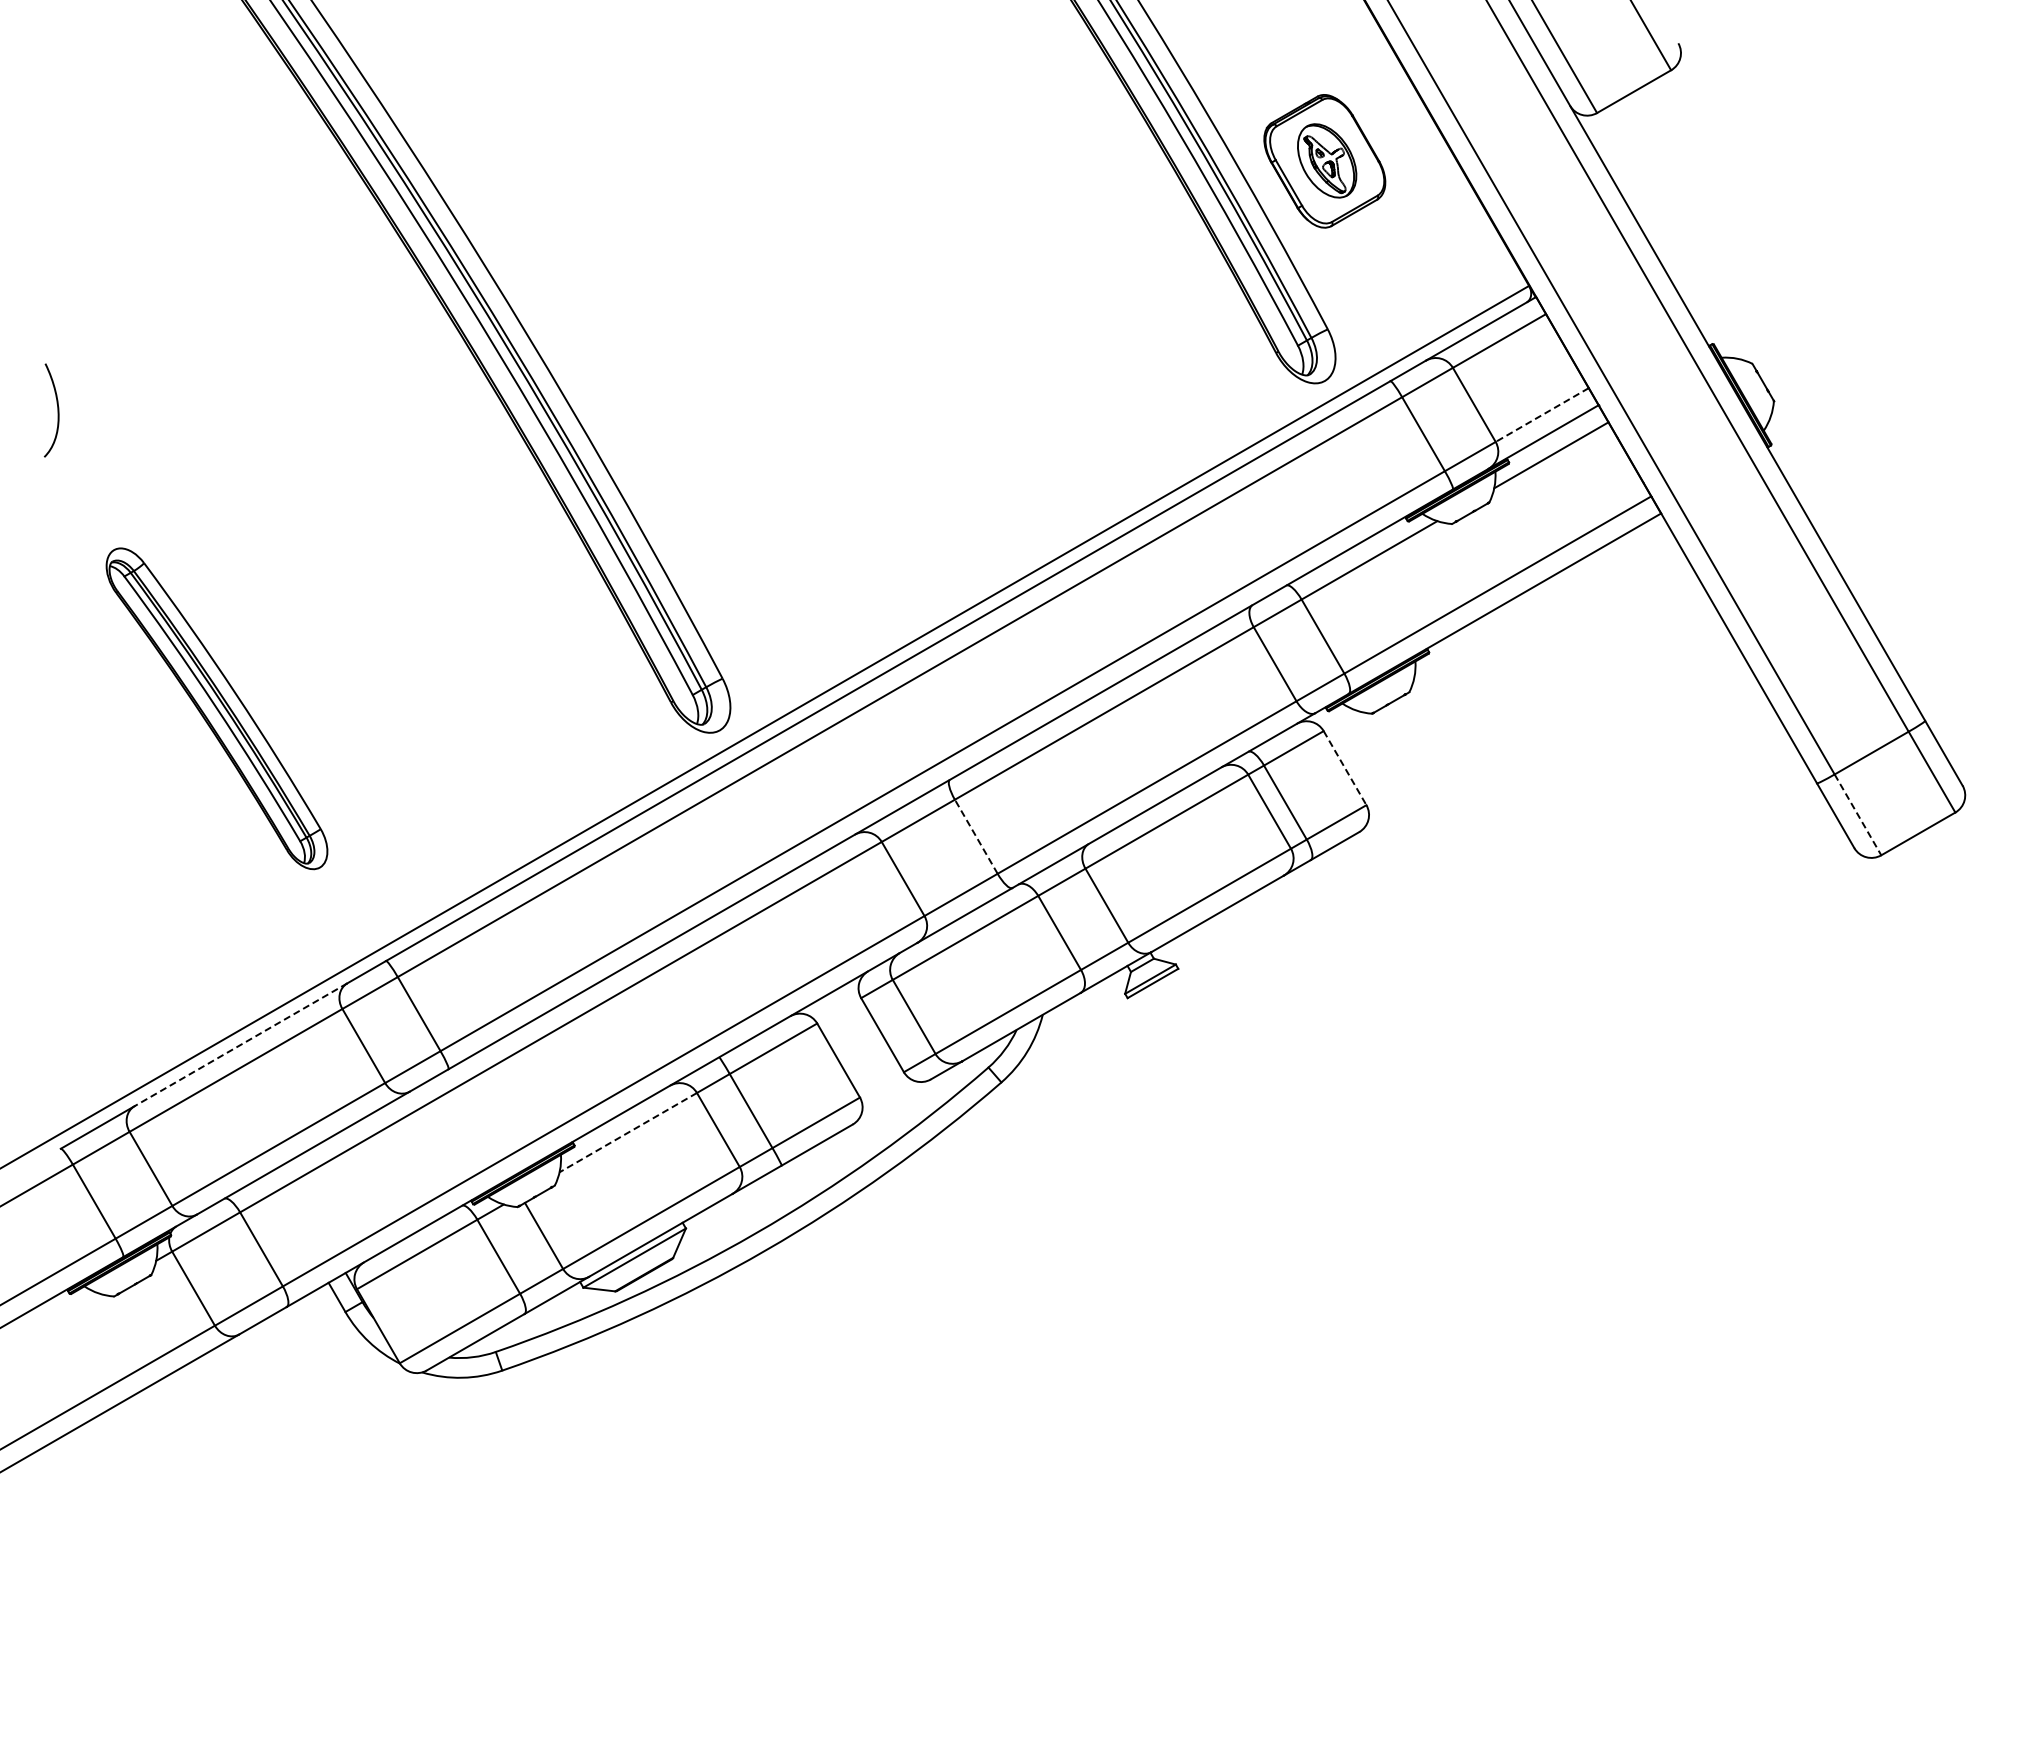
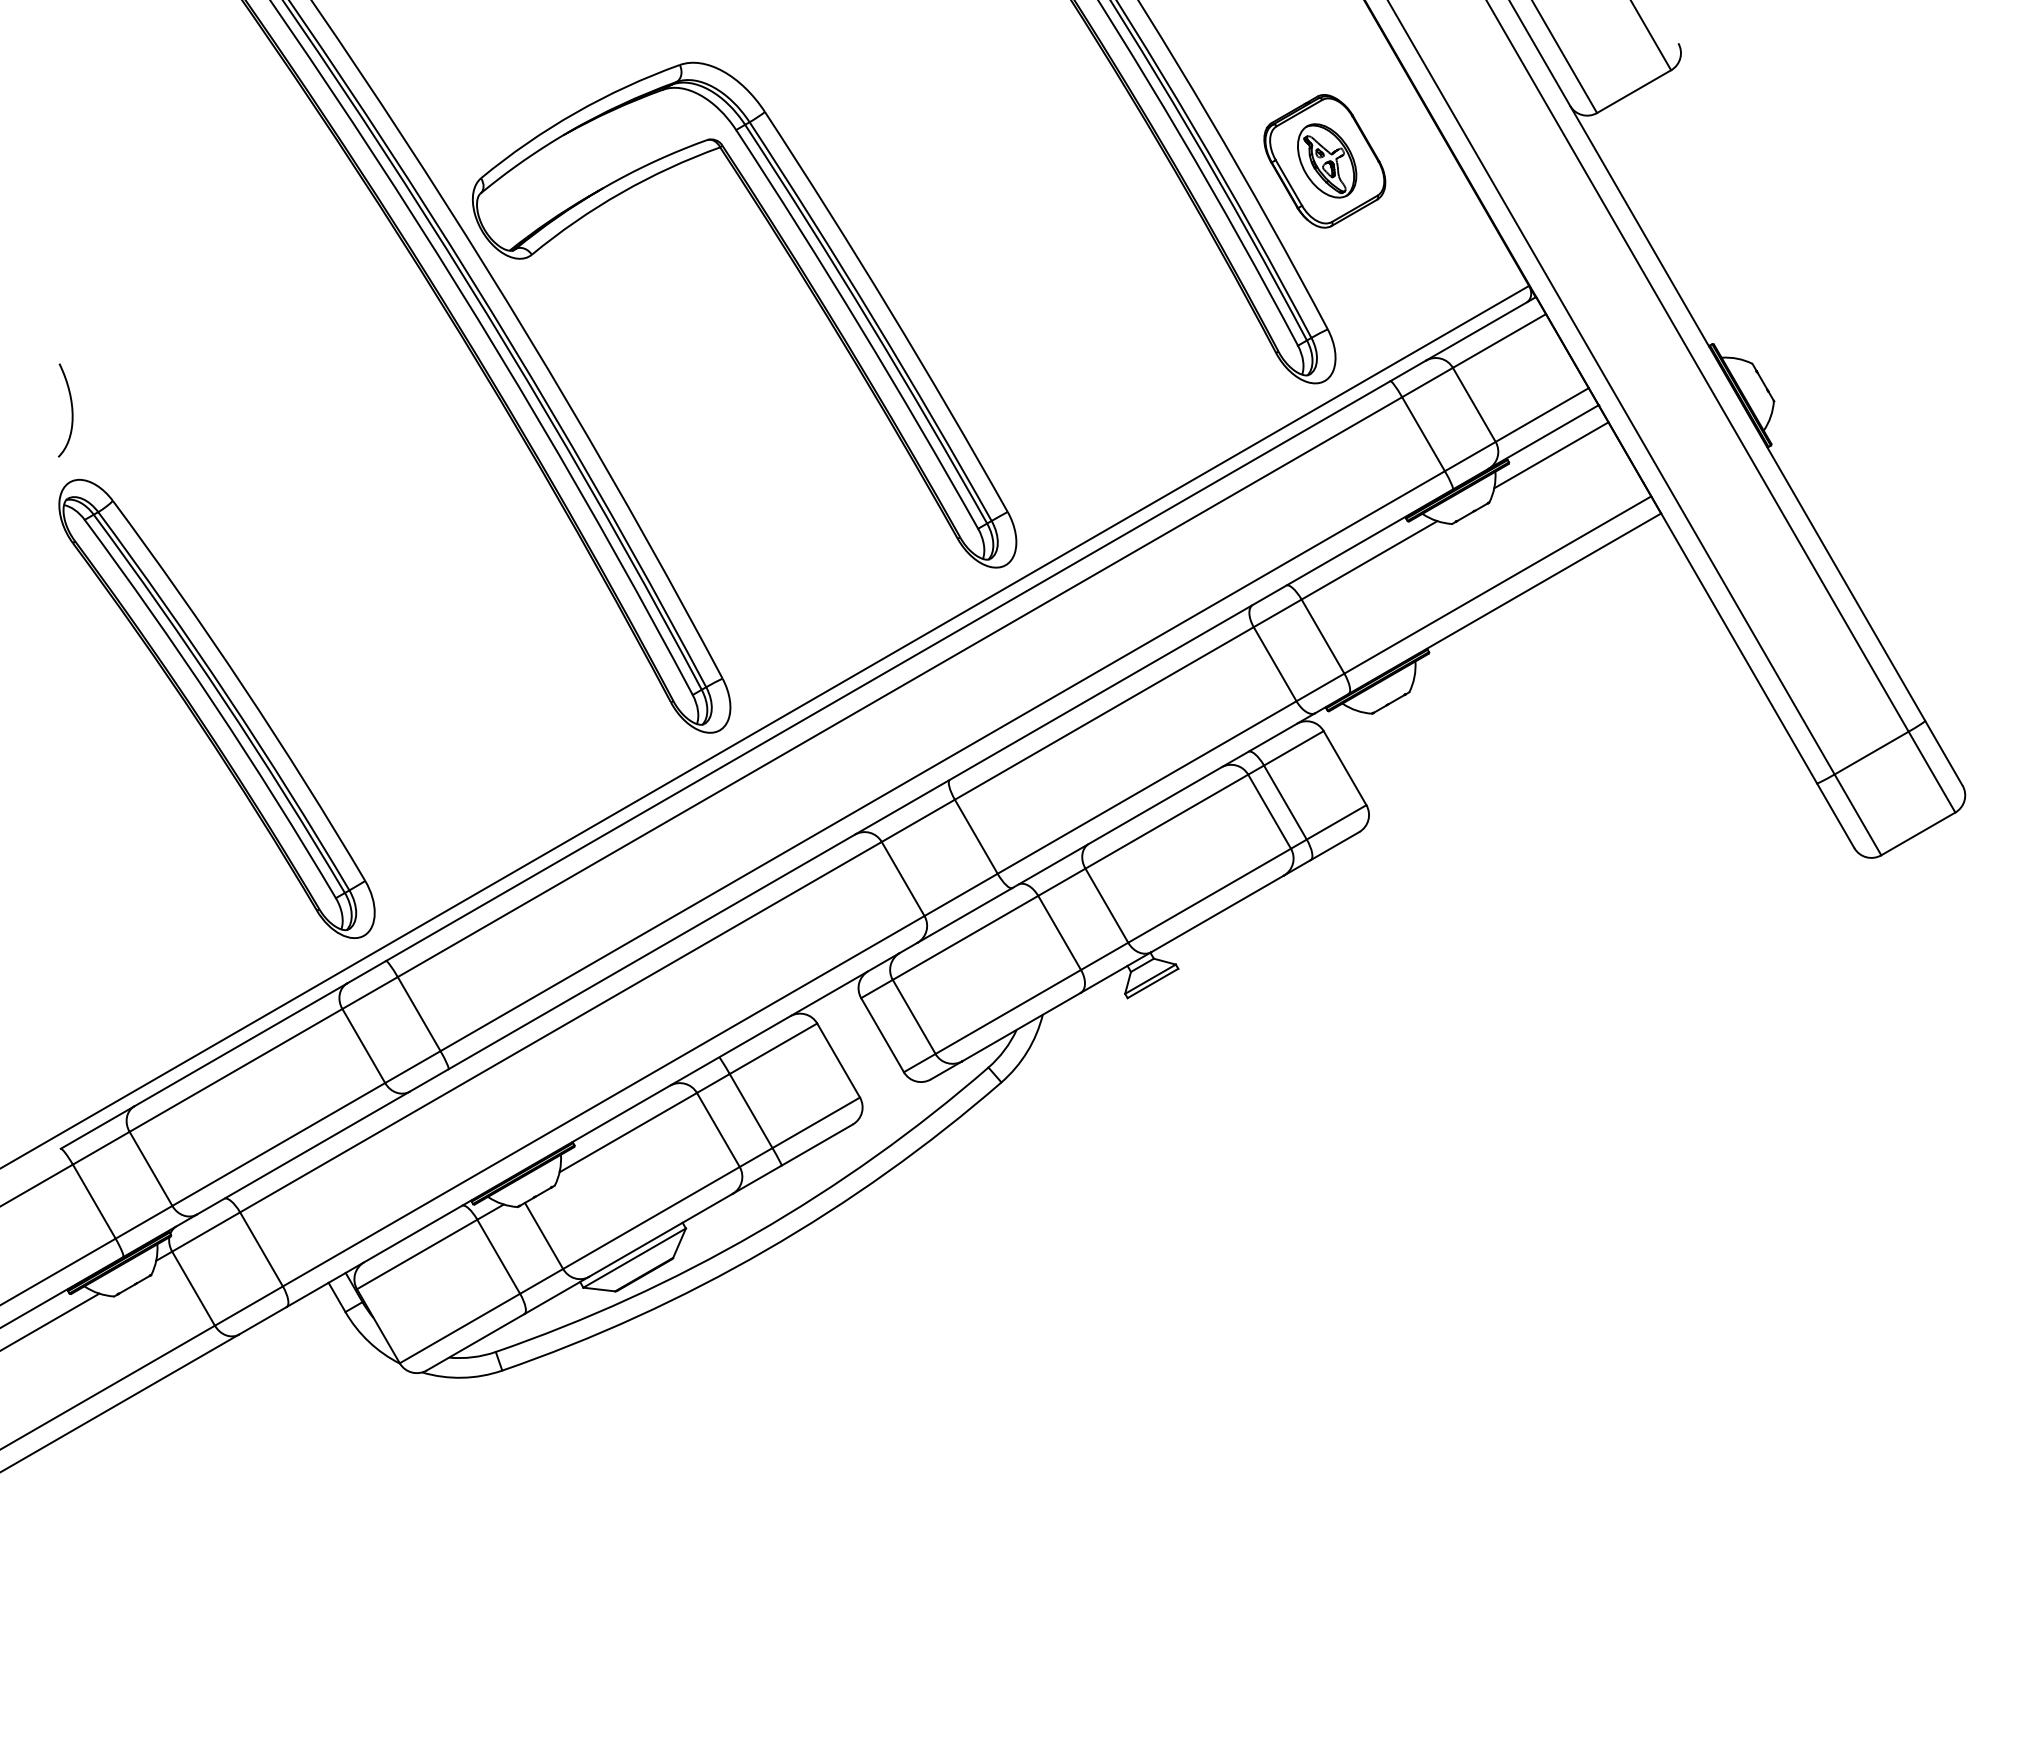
part: none -> present (803, 280)
curve position: (57, 410) -> (71, 410) (71, 410)
line: dashed -> solid (1542, 415)
part size: 224x324 px -> 318x461 px (216, 708)
line: dashed -> solid (1345, 768)
line: dashed -> solid (1857, 814)
line: dashed -> solid (976, 836)
line: dashed -> solid (240, 1044)
line: dashed -> solid (627, 1132)
line: none -> present (50, 1321)
